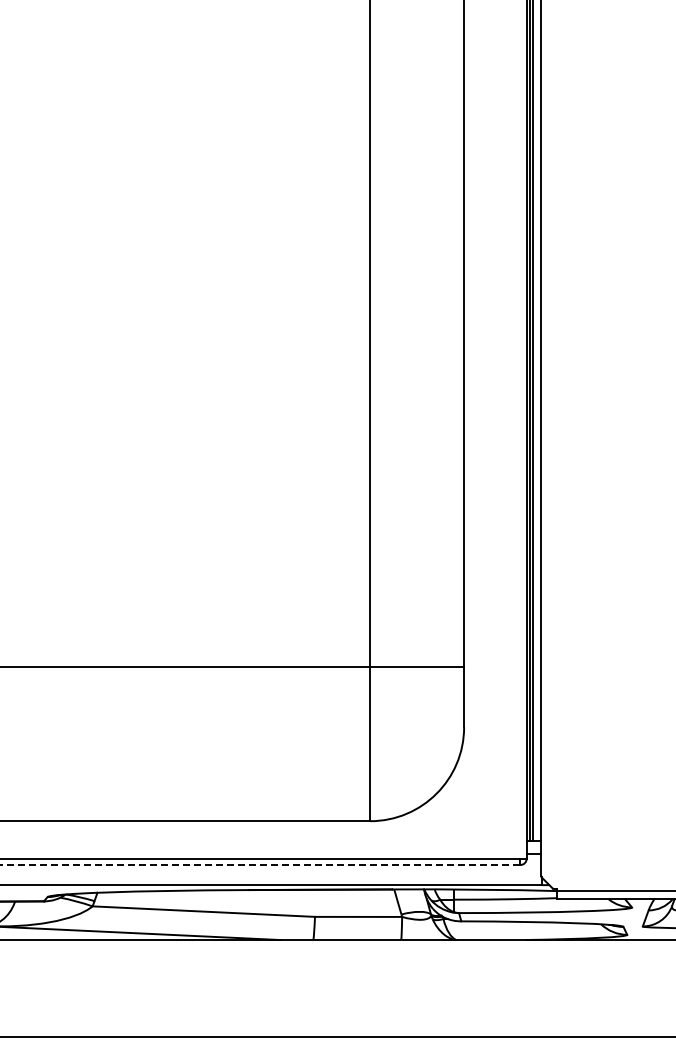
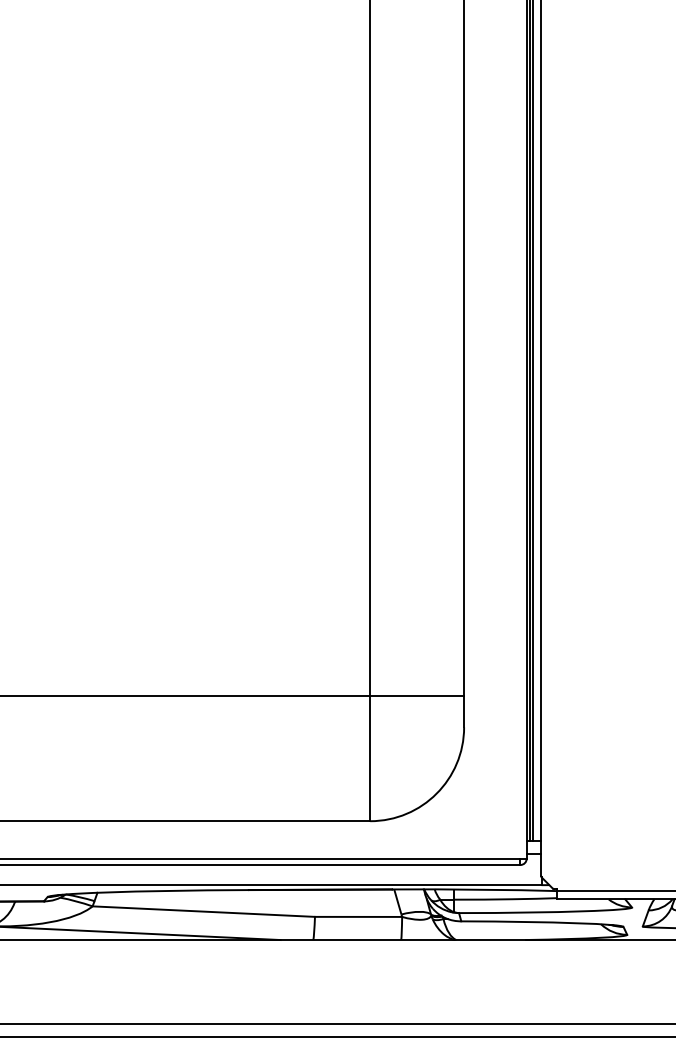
line position: (233, 667) -> (233, 696) (233, 696)
line: dashed -> solid (260, 865)
line: none -> present (337, 1023)
